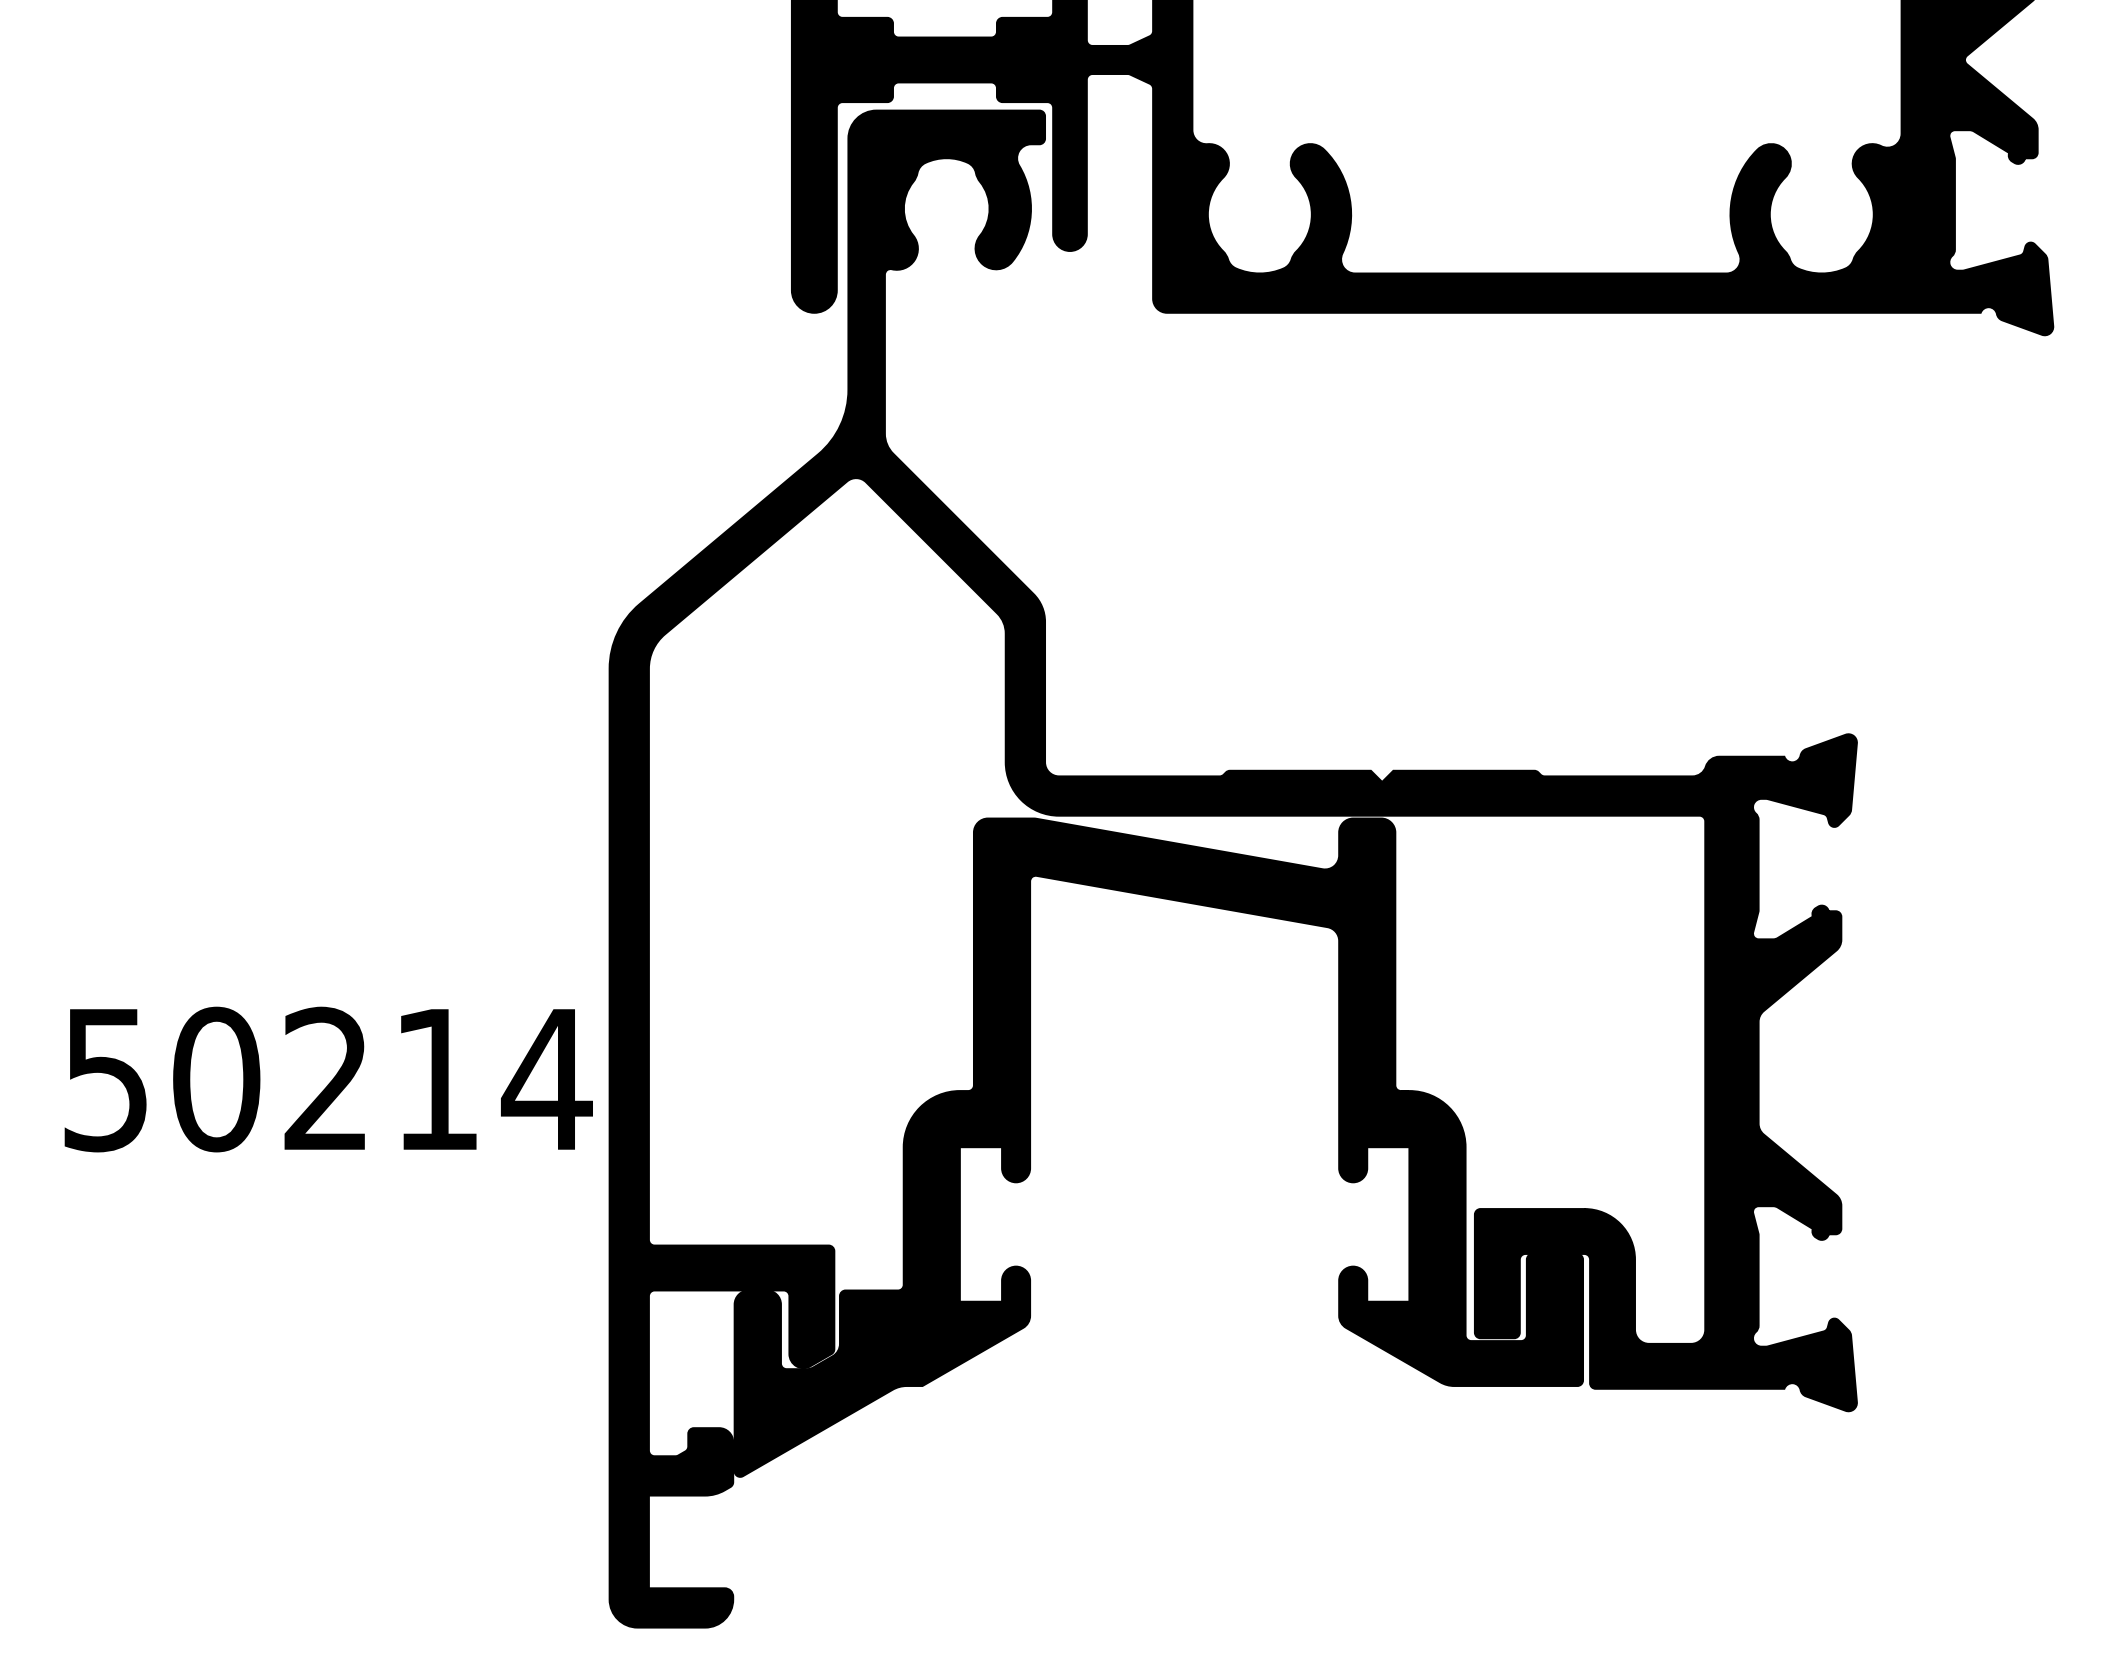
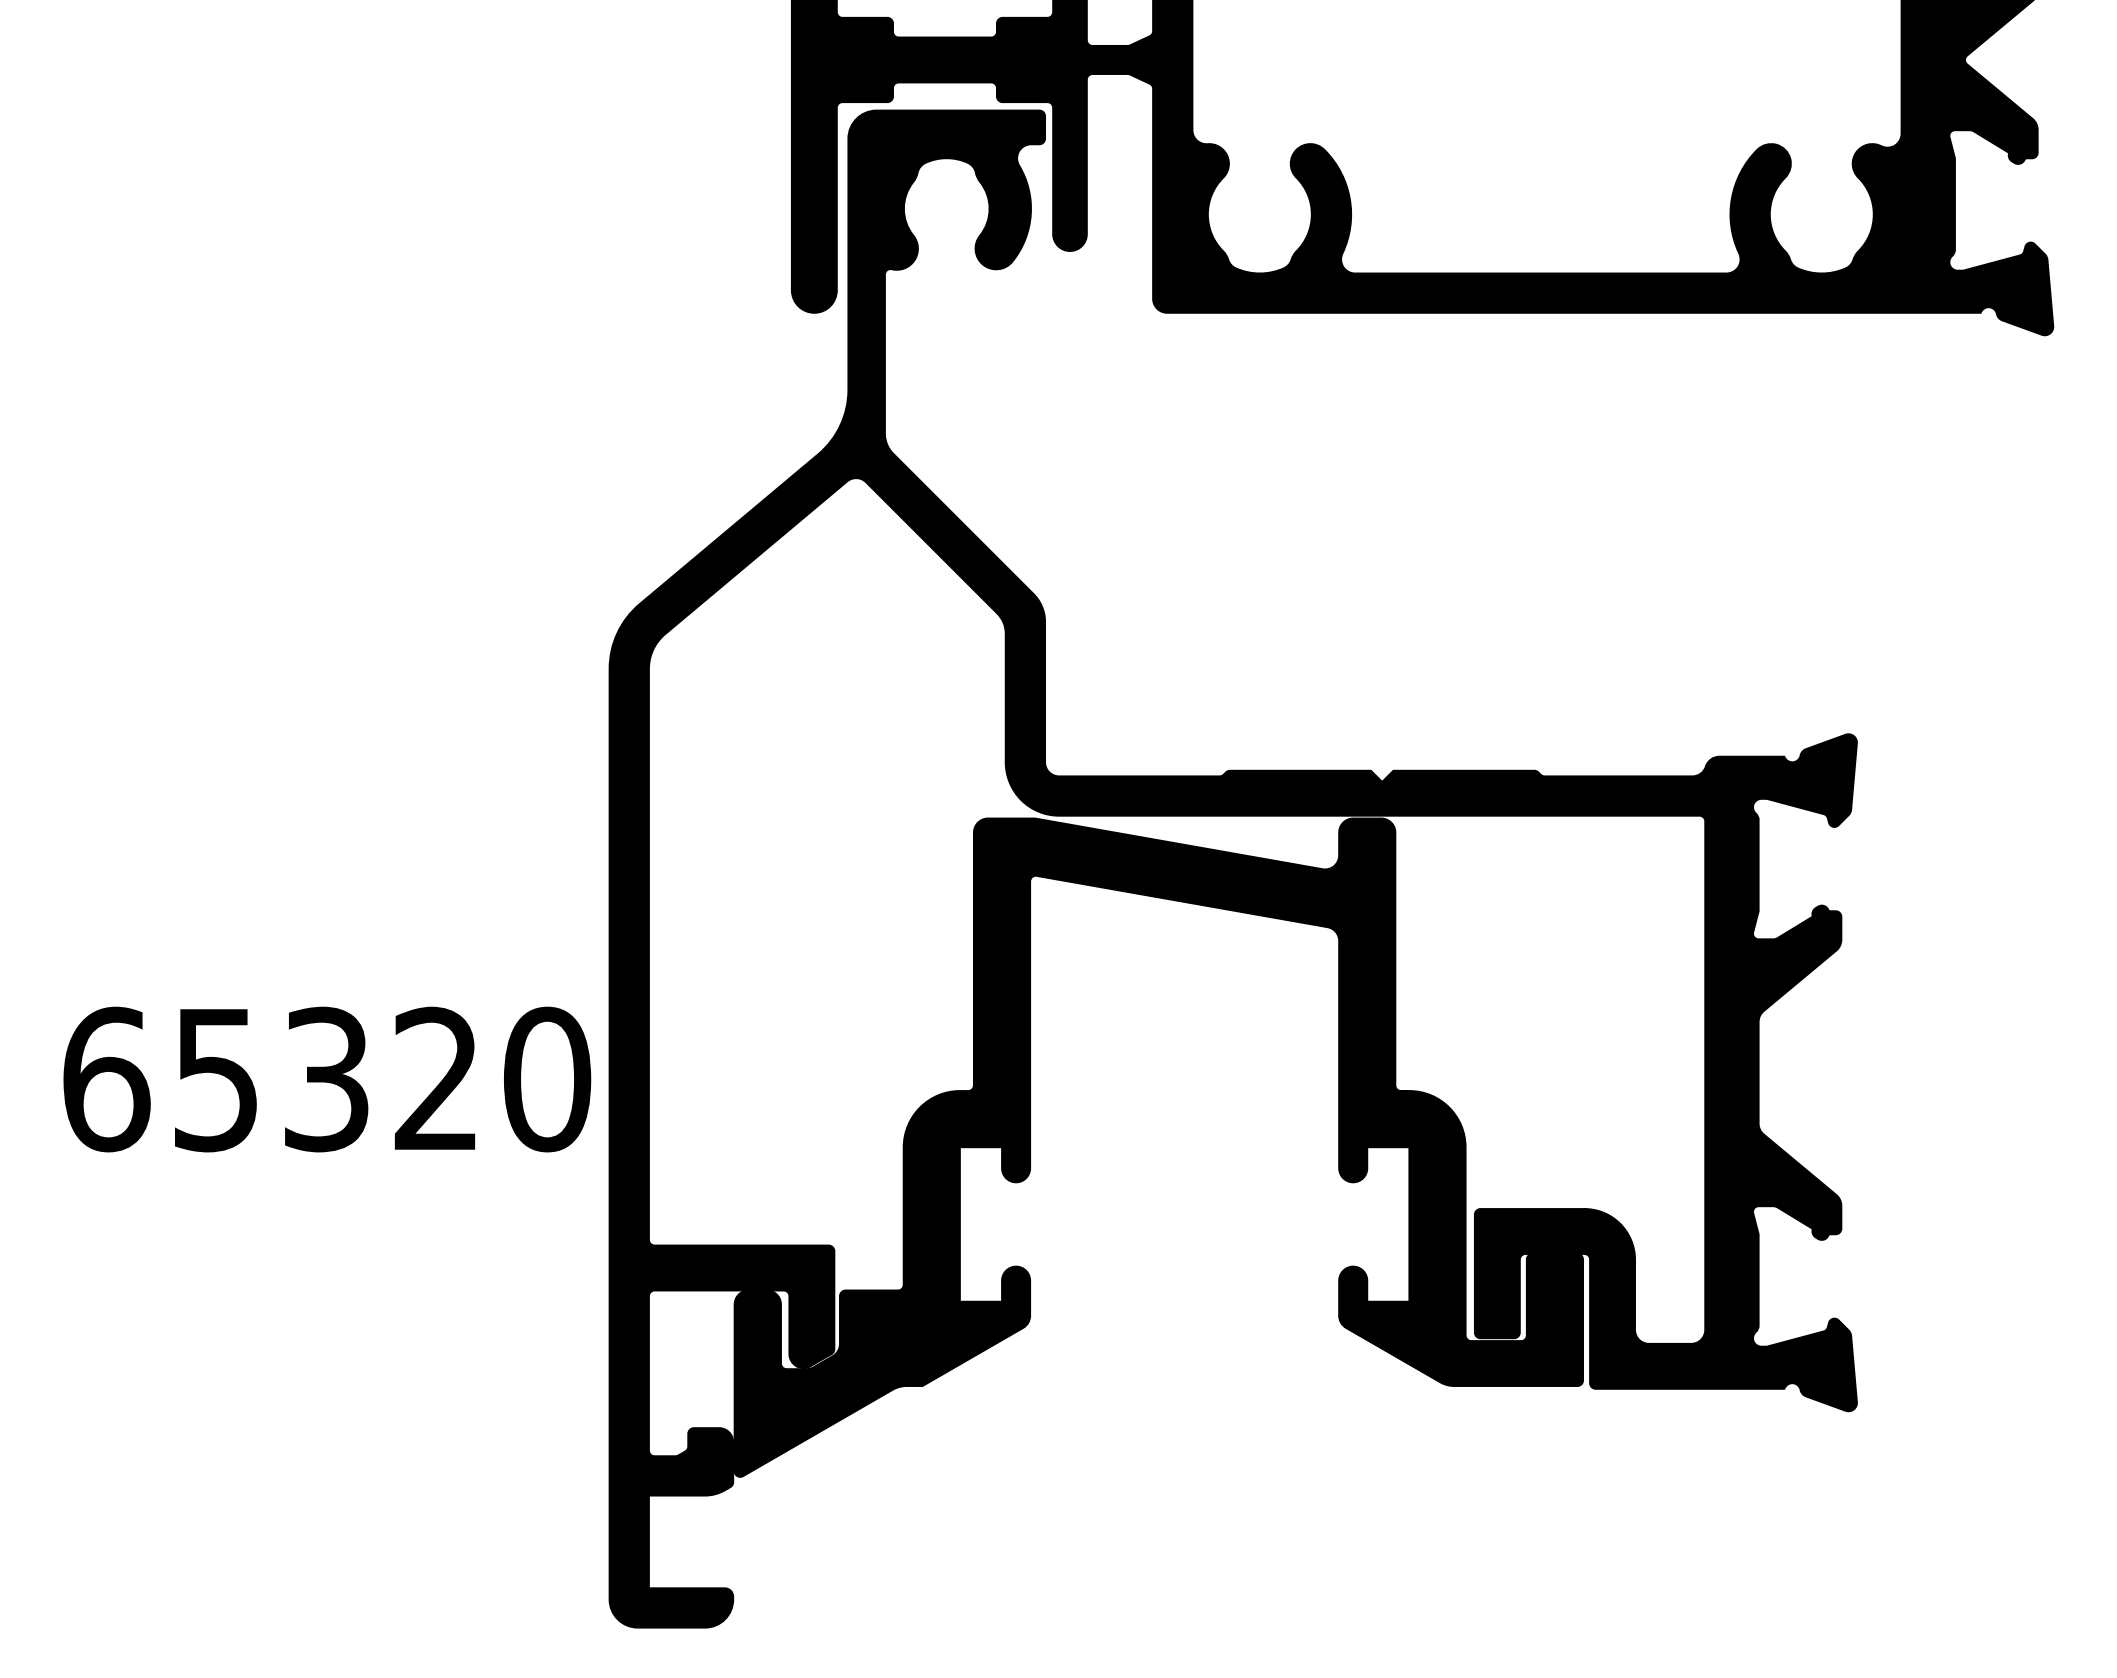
text: 50214 -> 65320 (327, 1079)
